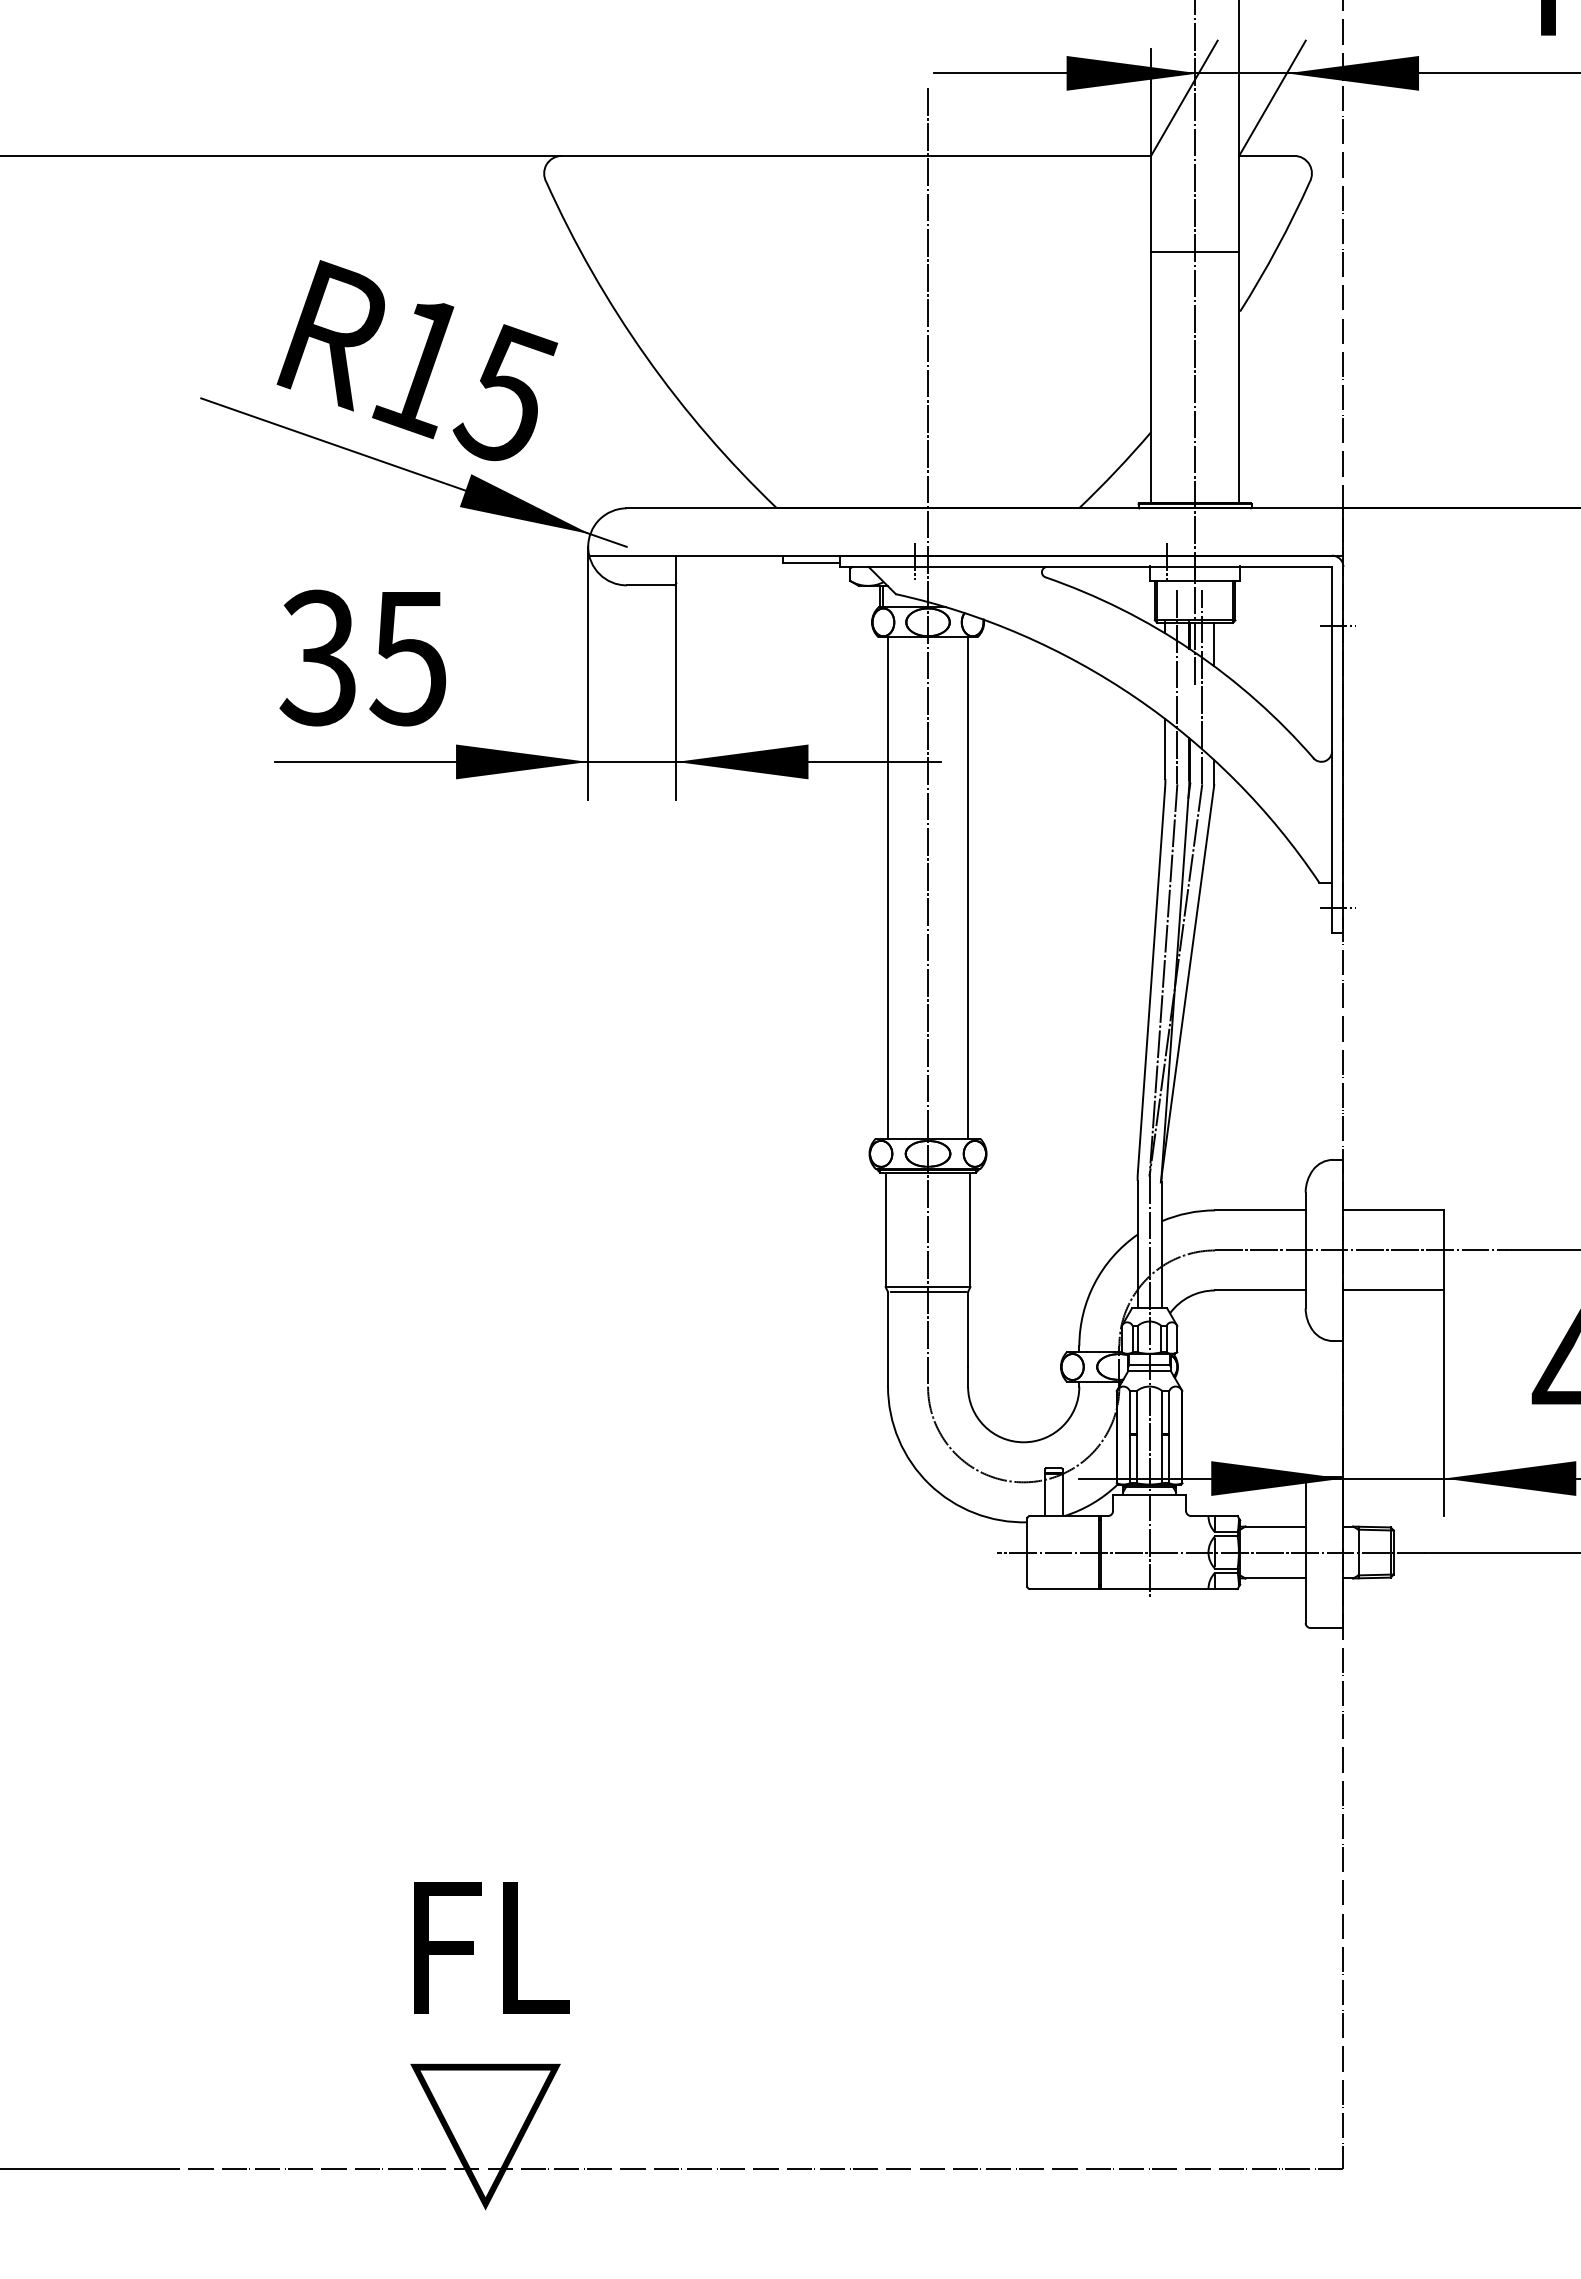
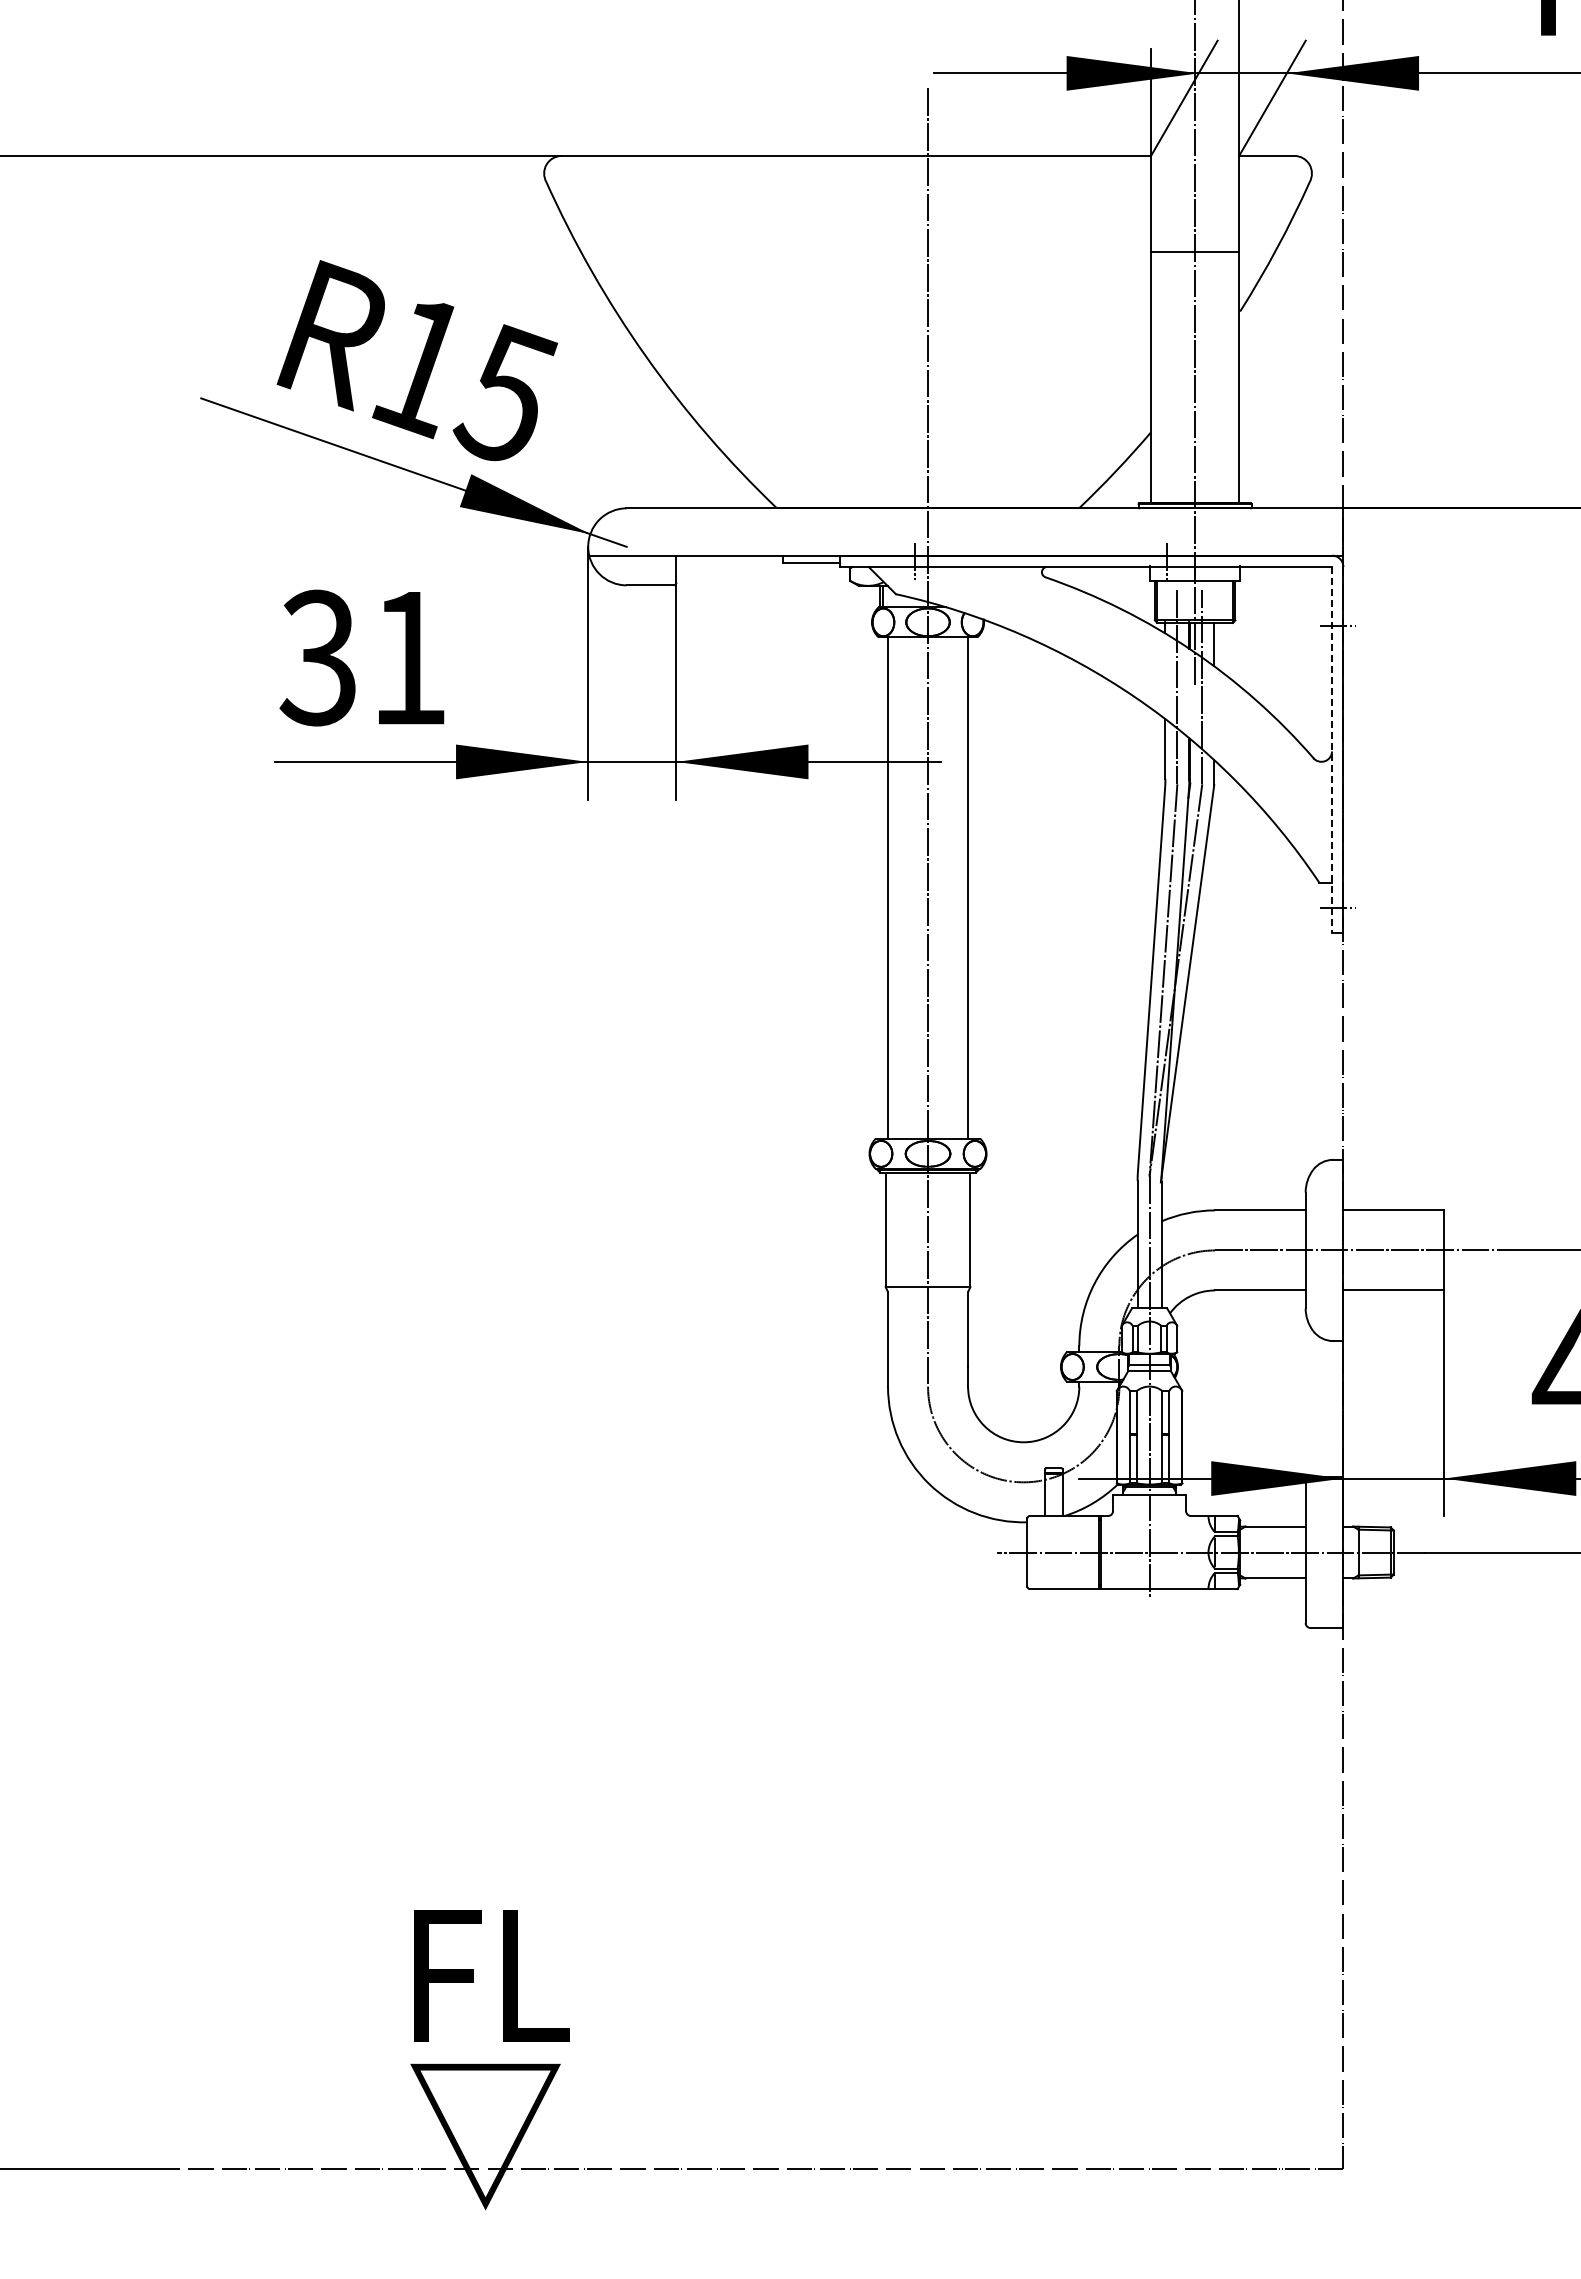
text: 35 -> 31 (407, 659)
line: solid -> dashed (1332, 750)
line: present -> none (927, 1292)
text position: (491, 1947) -> (491, 1975) (491, 1975)
